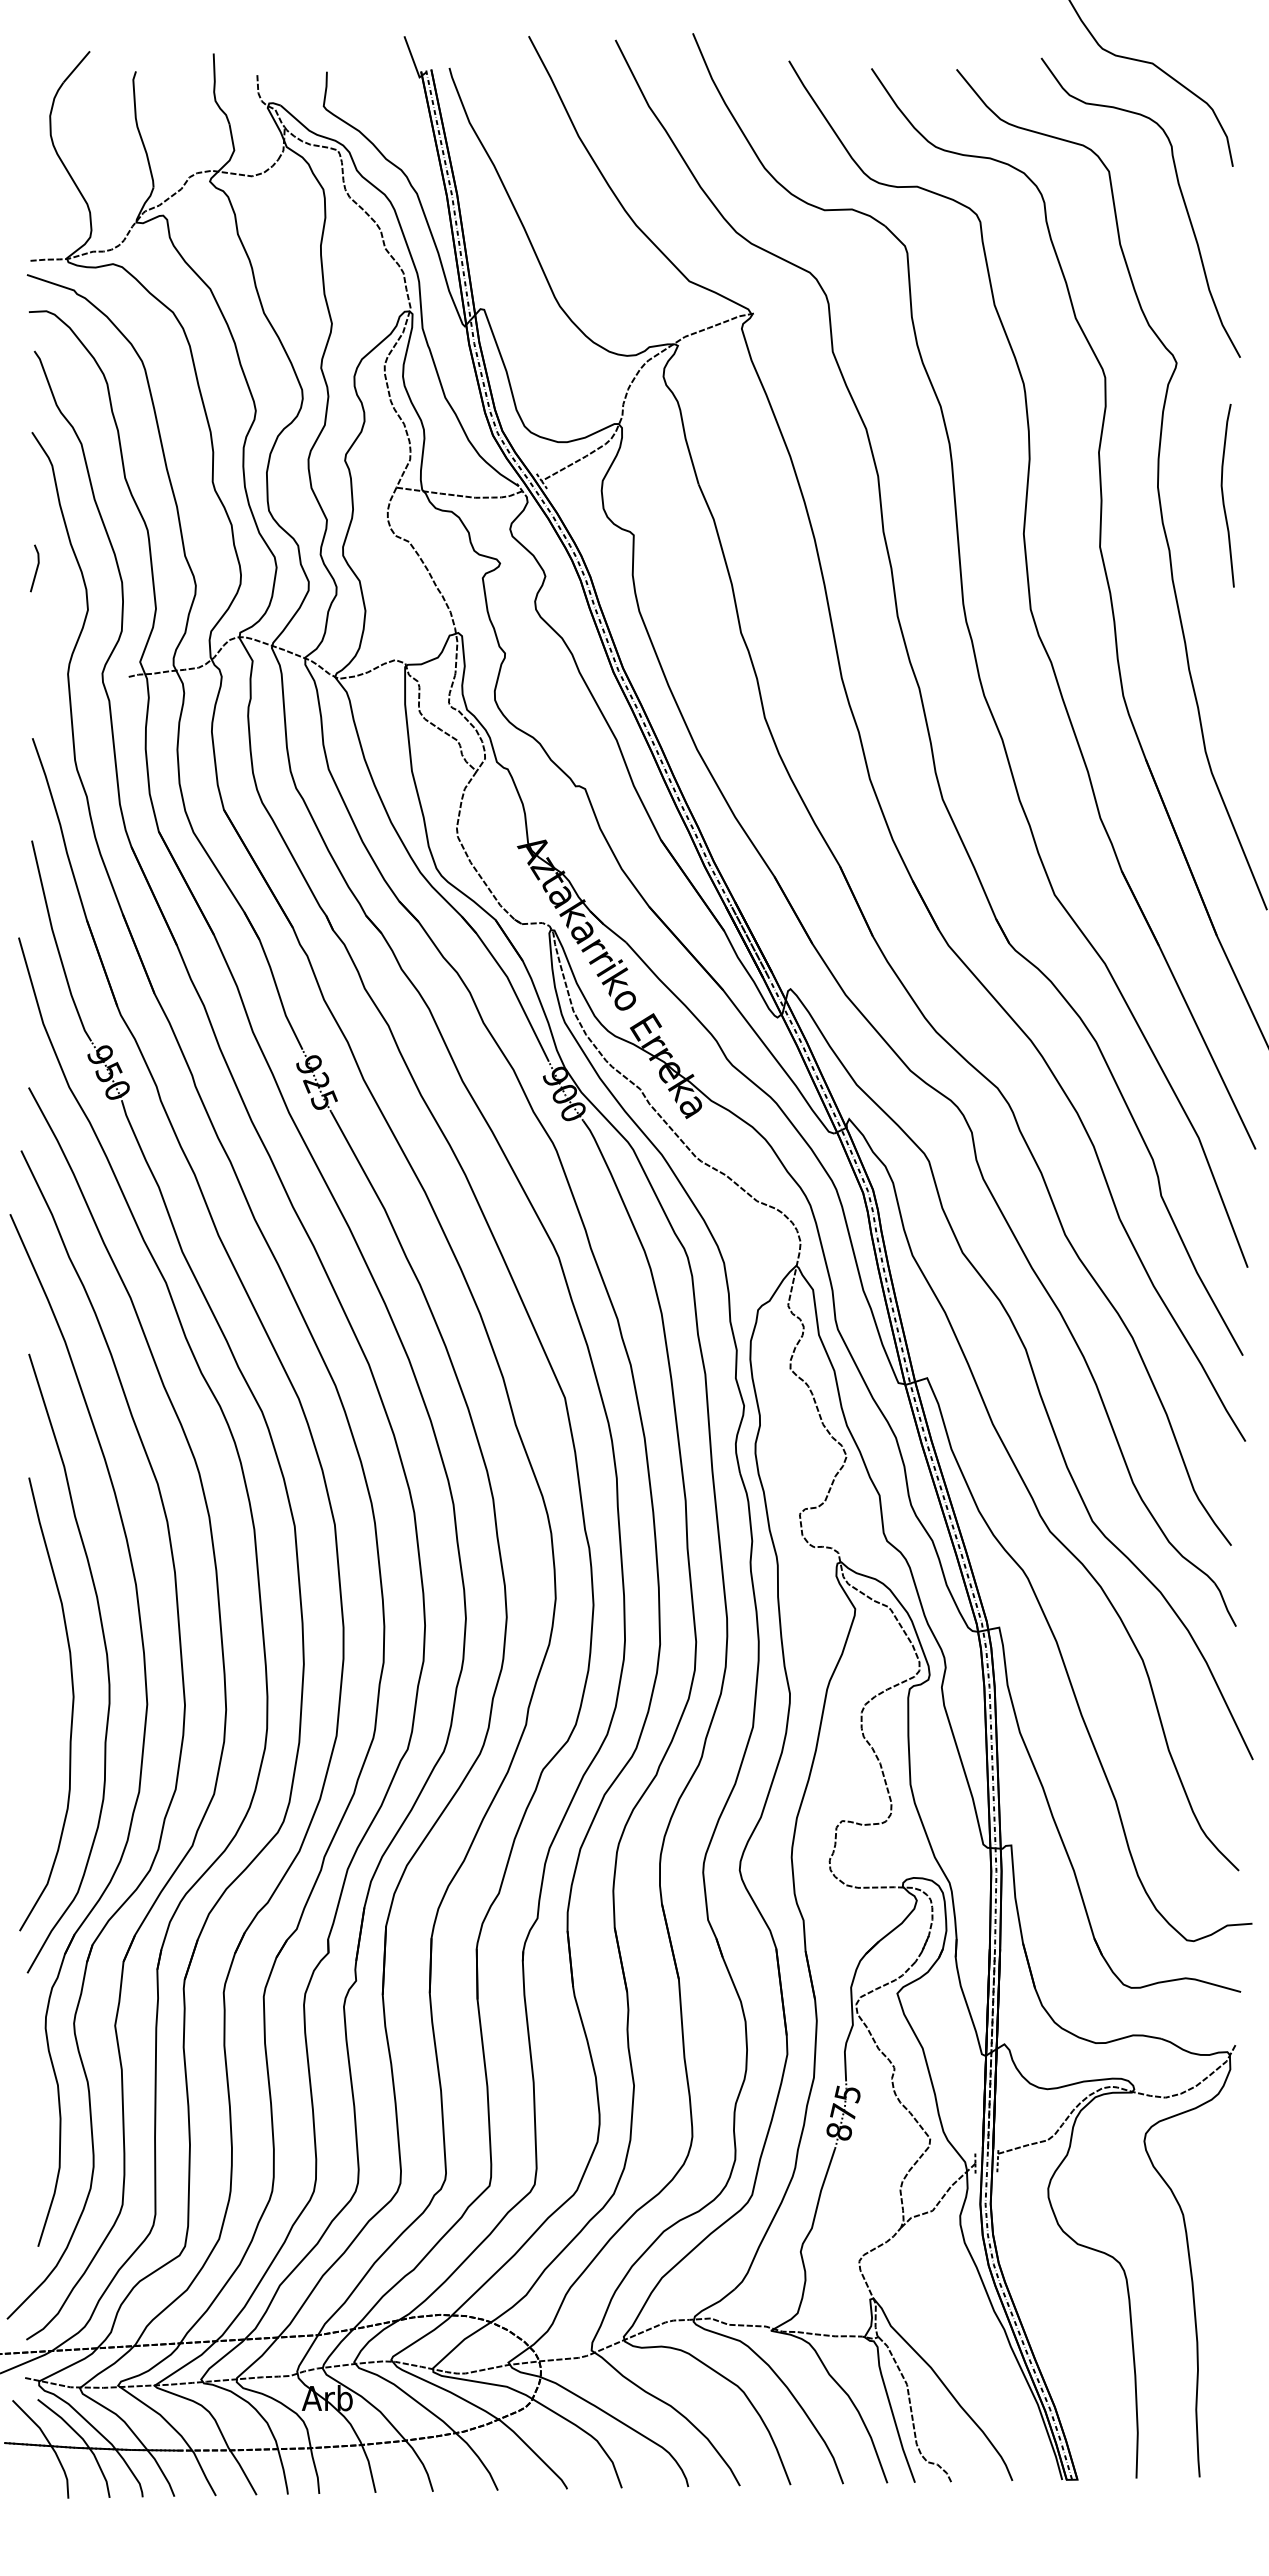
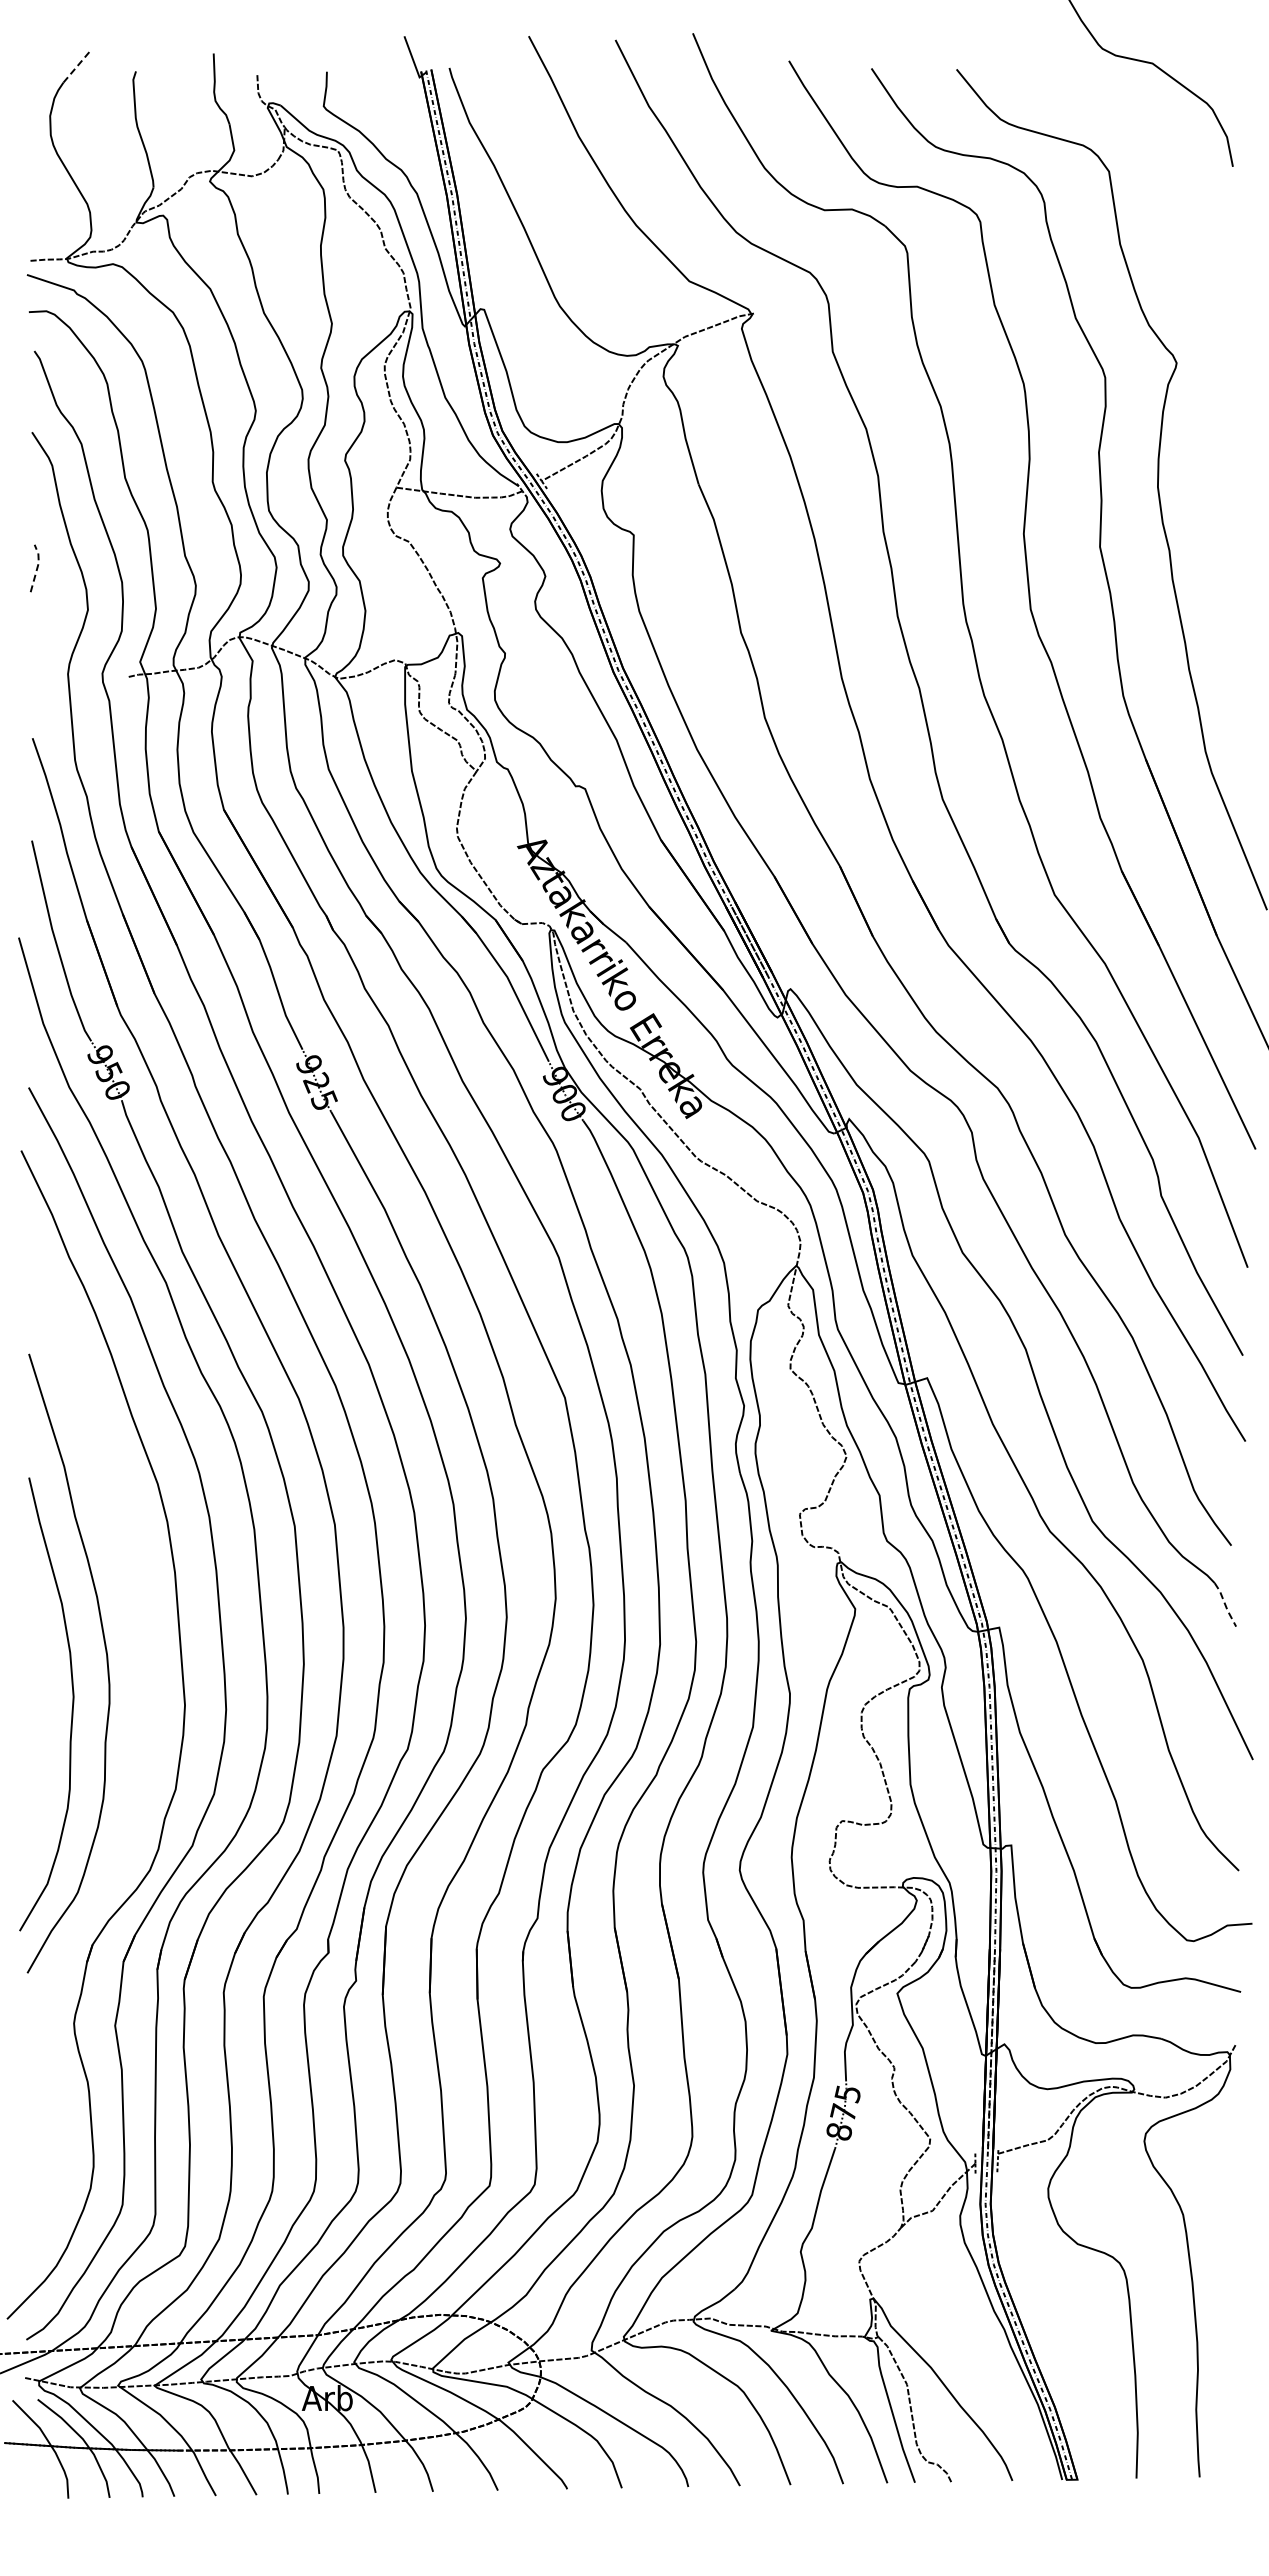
line: solid -> dashed (76, 67)
curve: present -> none (1180, 193)
curve: present -> none (1223, 495)
line: solid -> dashed (37, 566)
line: solid -> dashed (1225, 1605)
part: present -> none (143, 1731)
